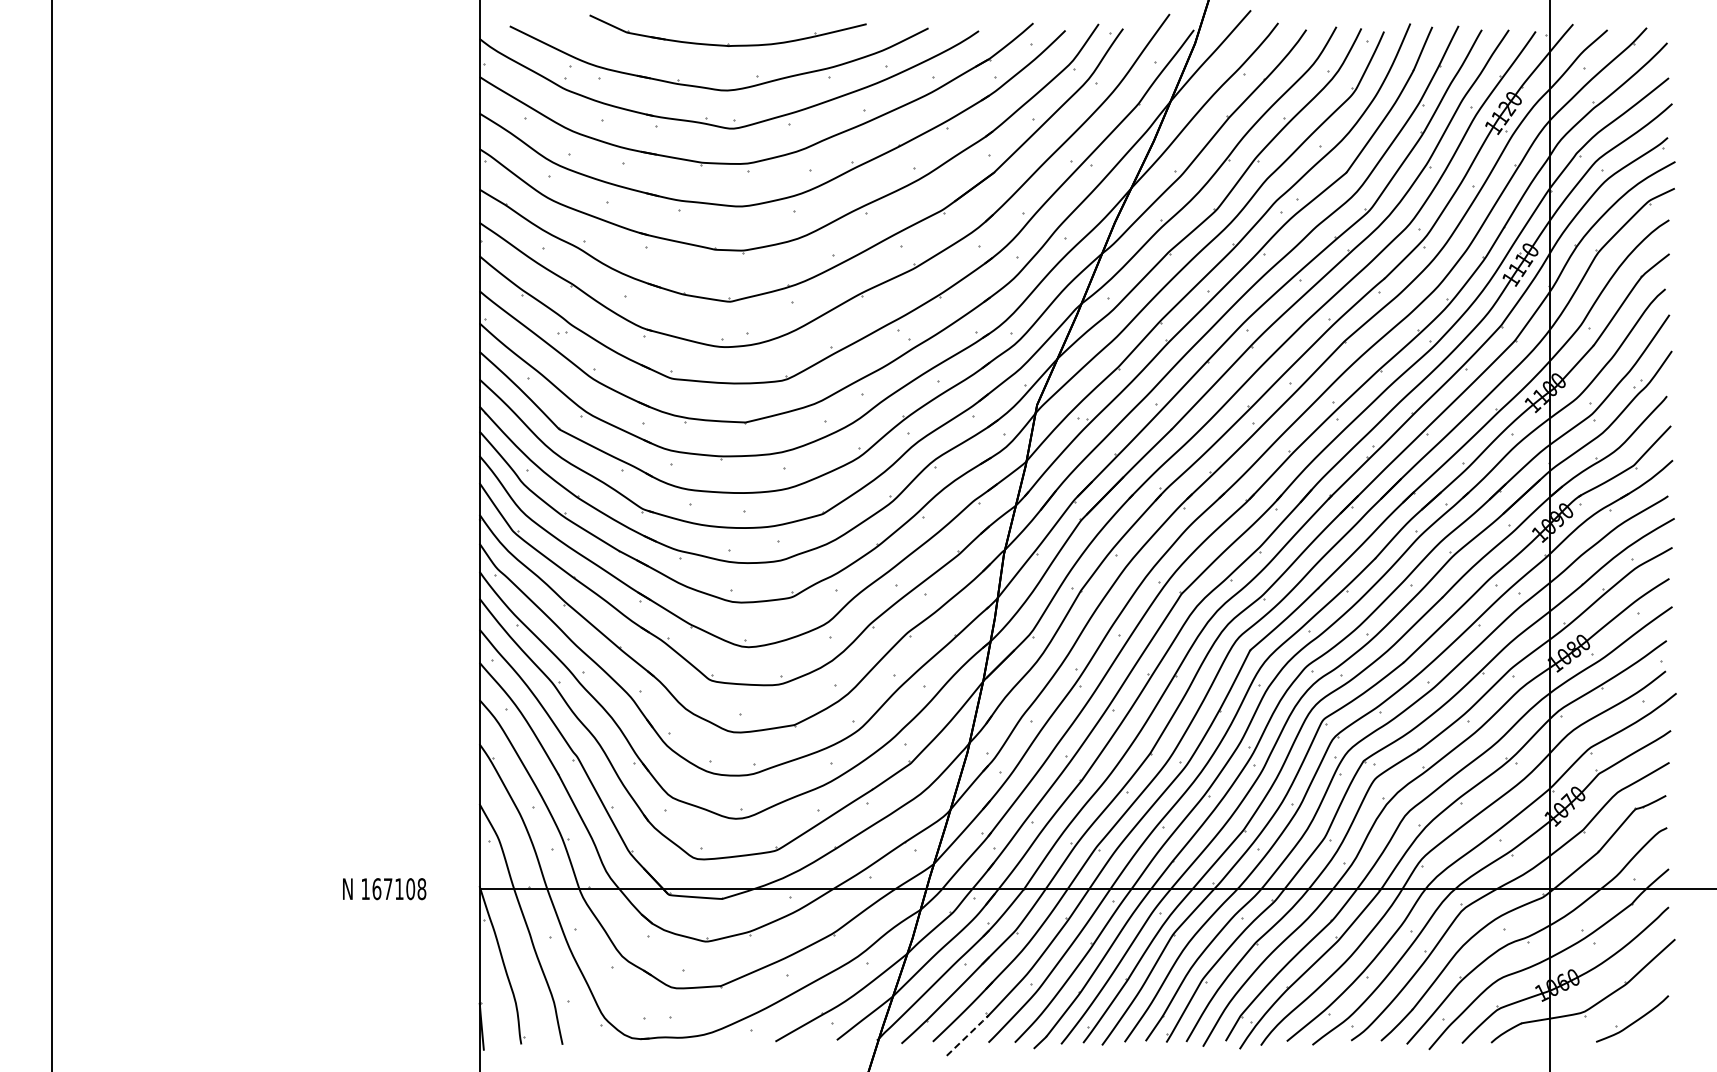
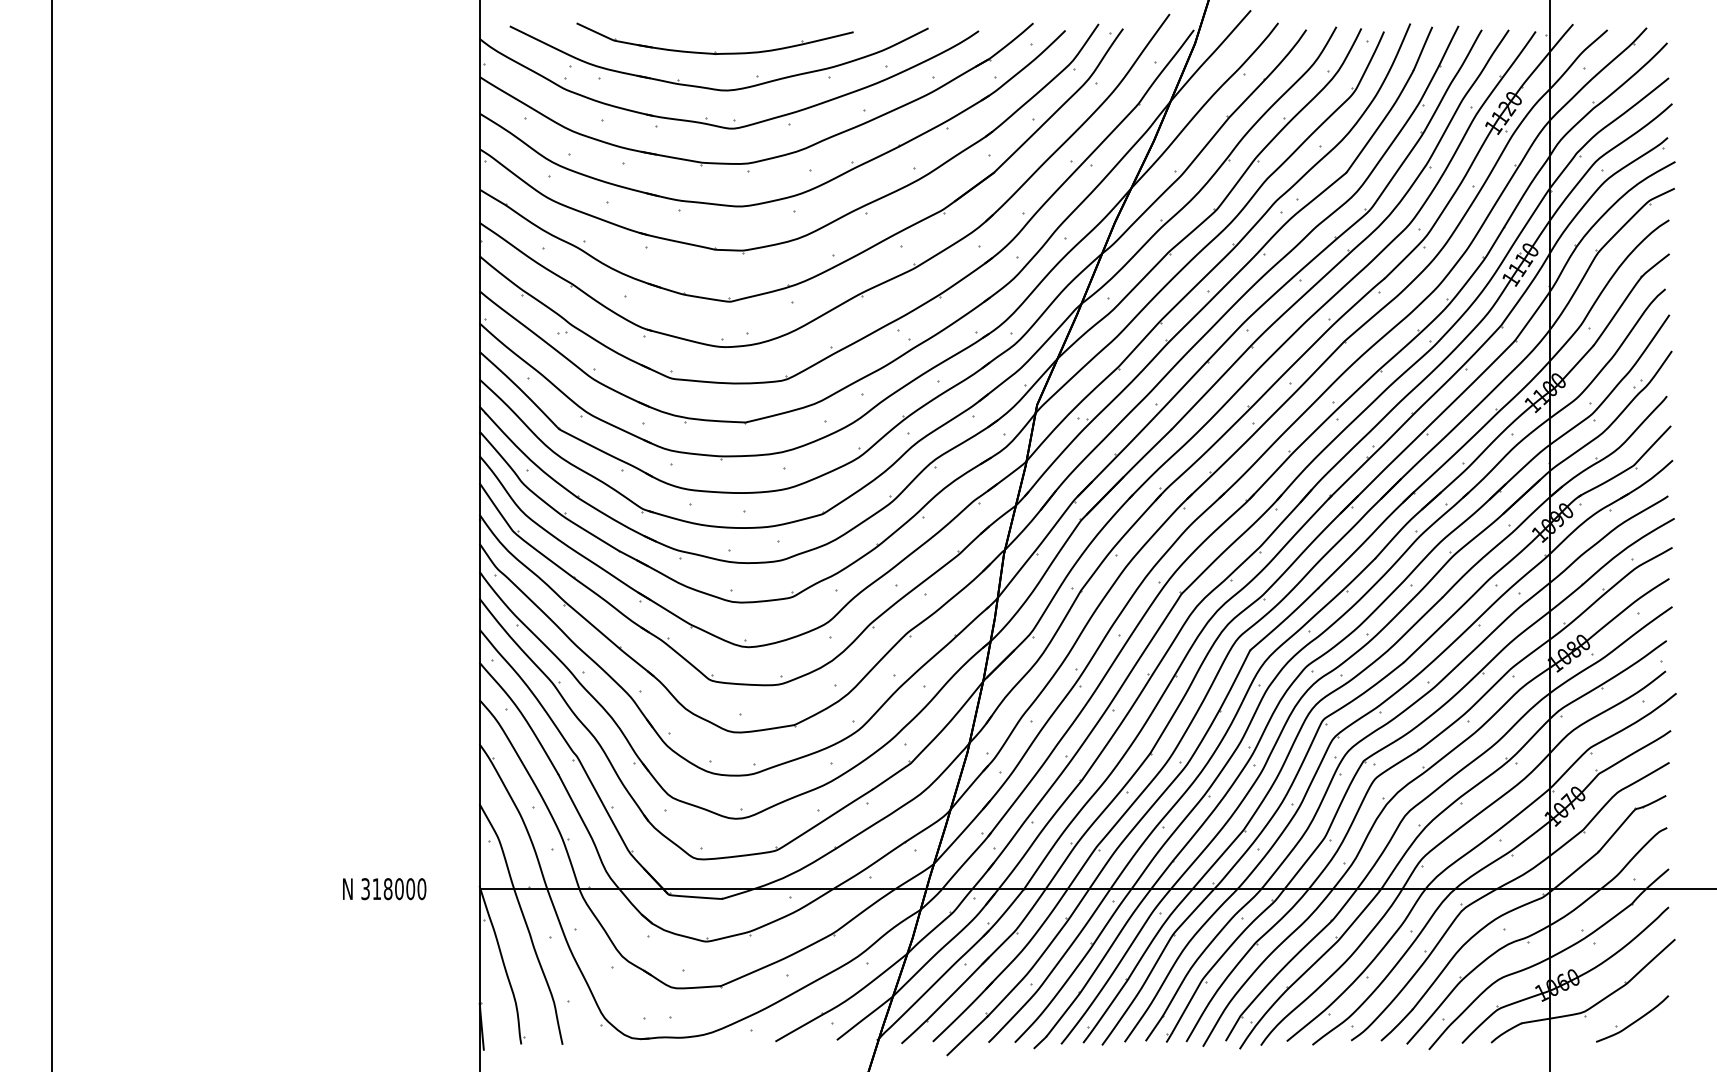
part position: (728, 43) -> (715, 51) (715, 51)
text: 167108 -> 318000 (393, 889)
line: dashed -> solid (968, 1034)
